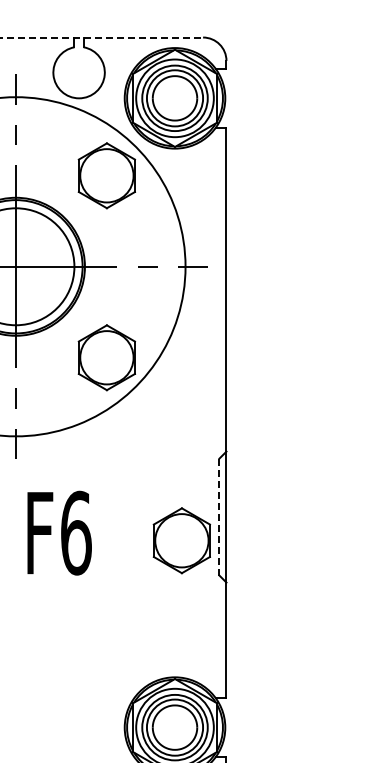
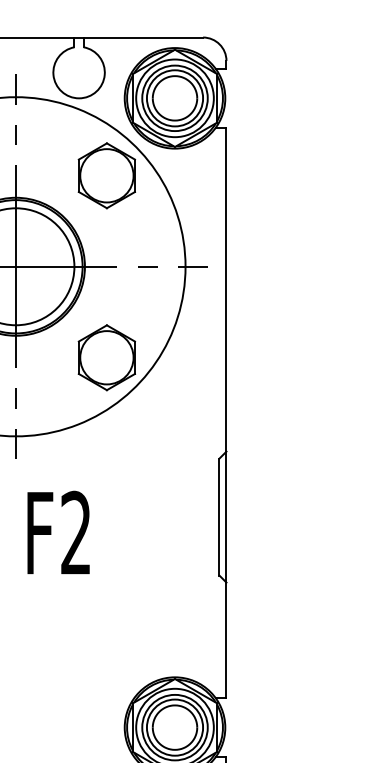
line: dashed -> solid (102, 37)
line: dashed -> solid (219, 516)
text: F6 -> F2 (76, 532)
part: present -> none (181, 540)
